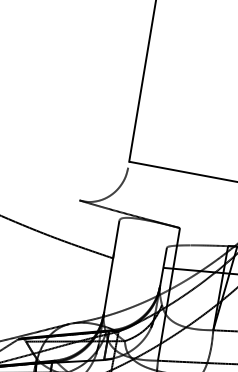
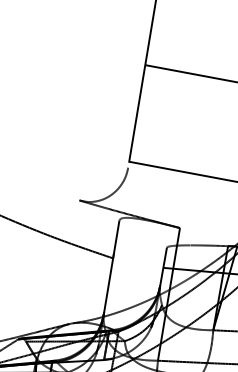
line: none -> present (189, 73)
